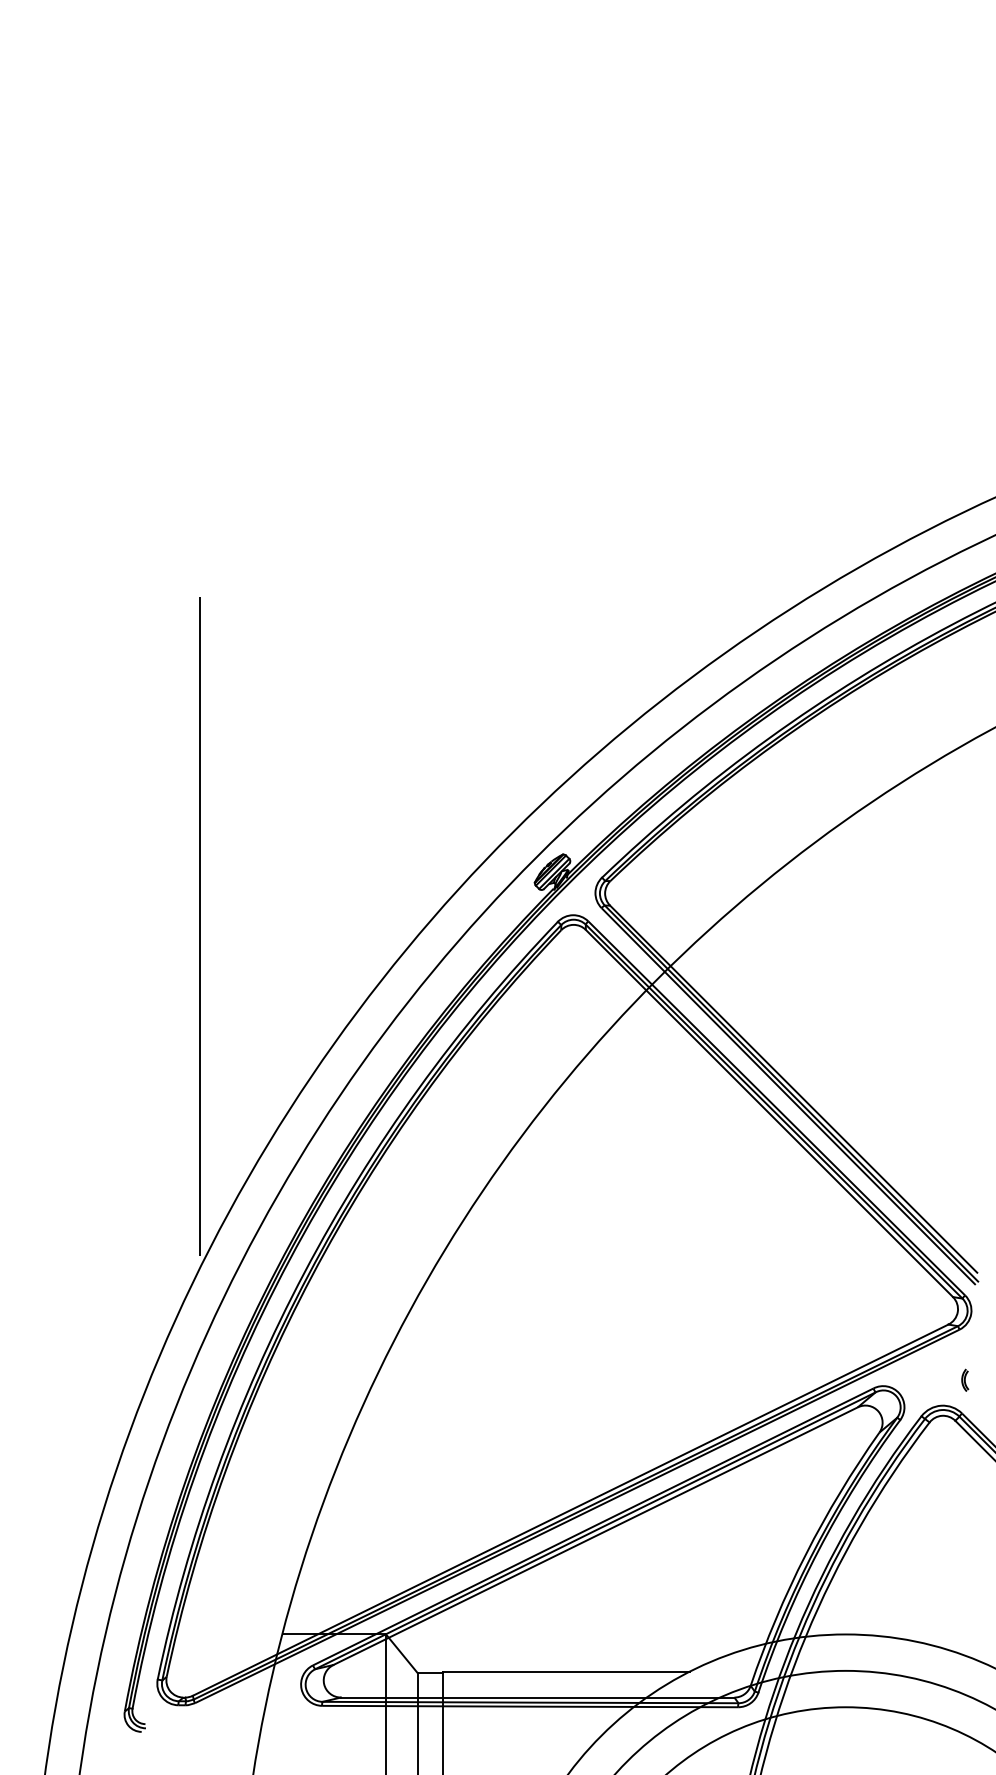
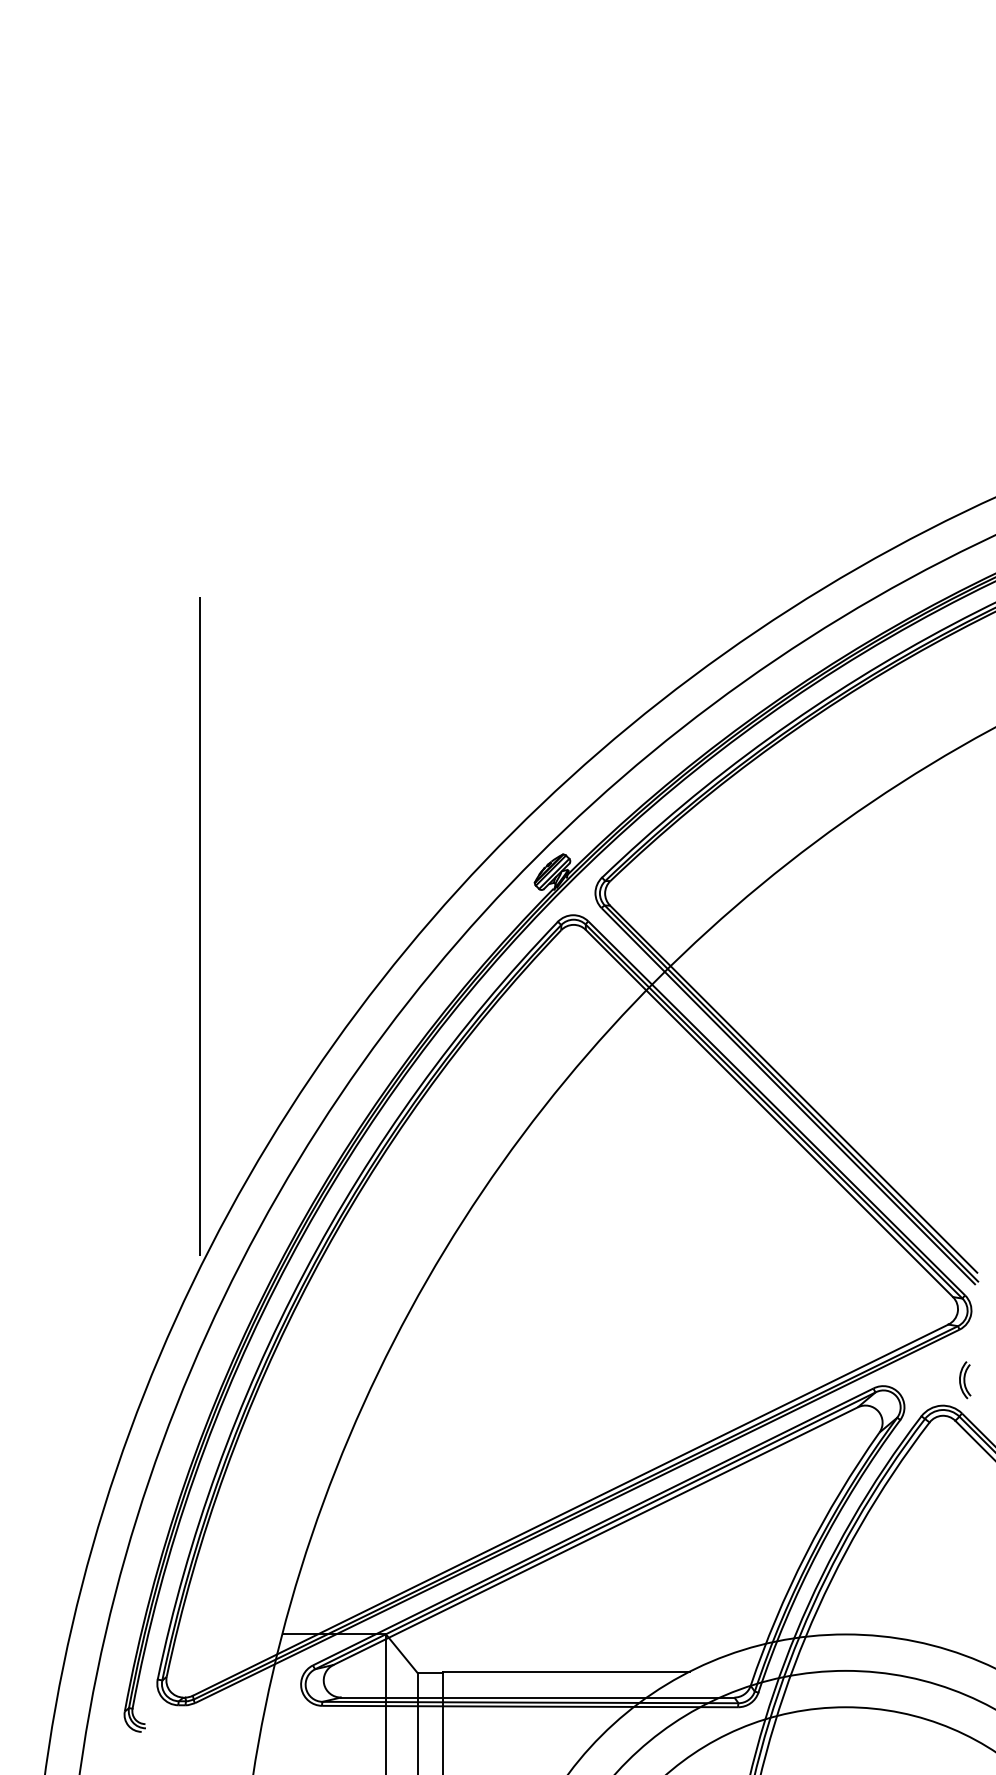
part size: 9x24 px -> 13x39 px (965, 1380)
